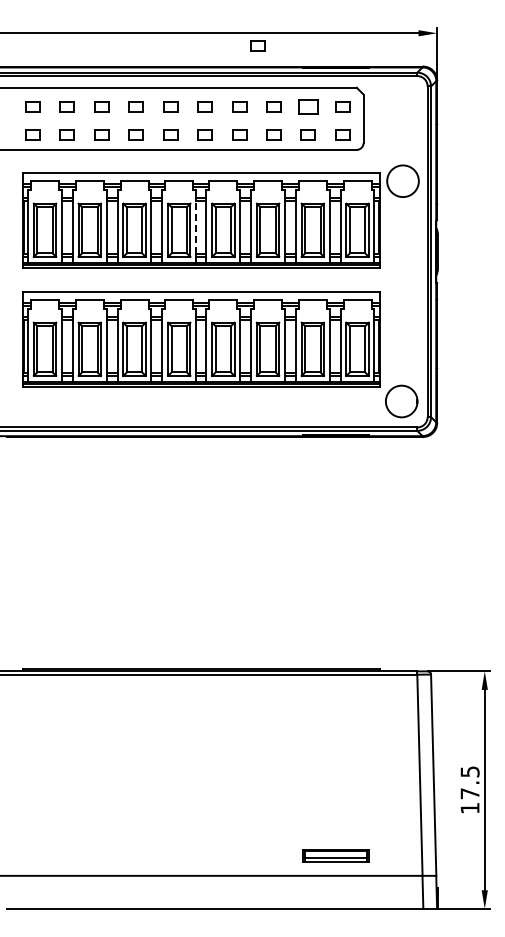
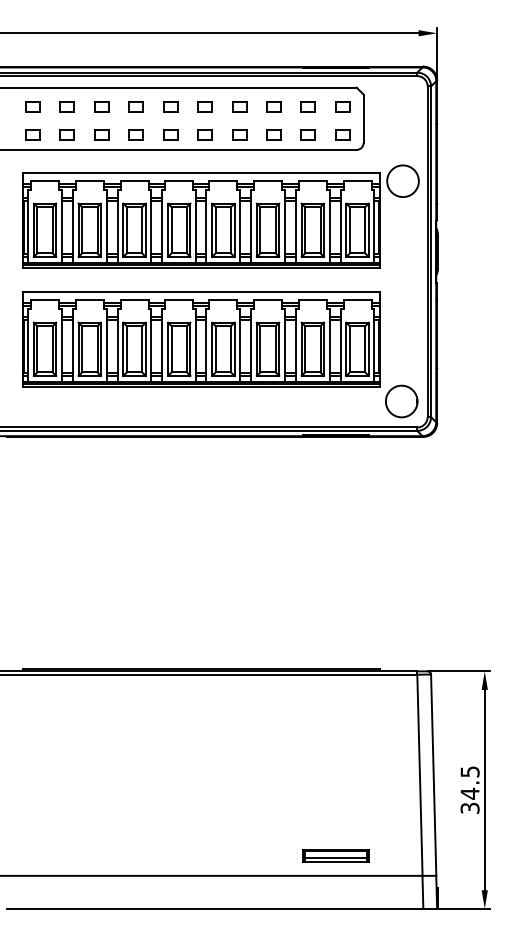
part: present -> none (257, 45)
part size: 21x16 px -> 16x12 px (307, 106)
line: dashed -> solid (196, 227)
text: 17.5 -> 34.5 (469, 800)
